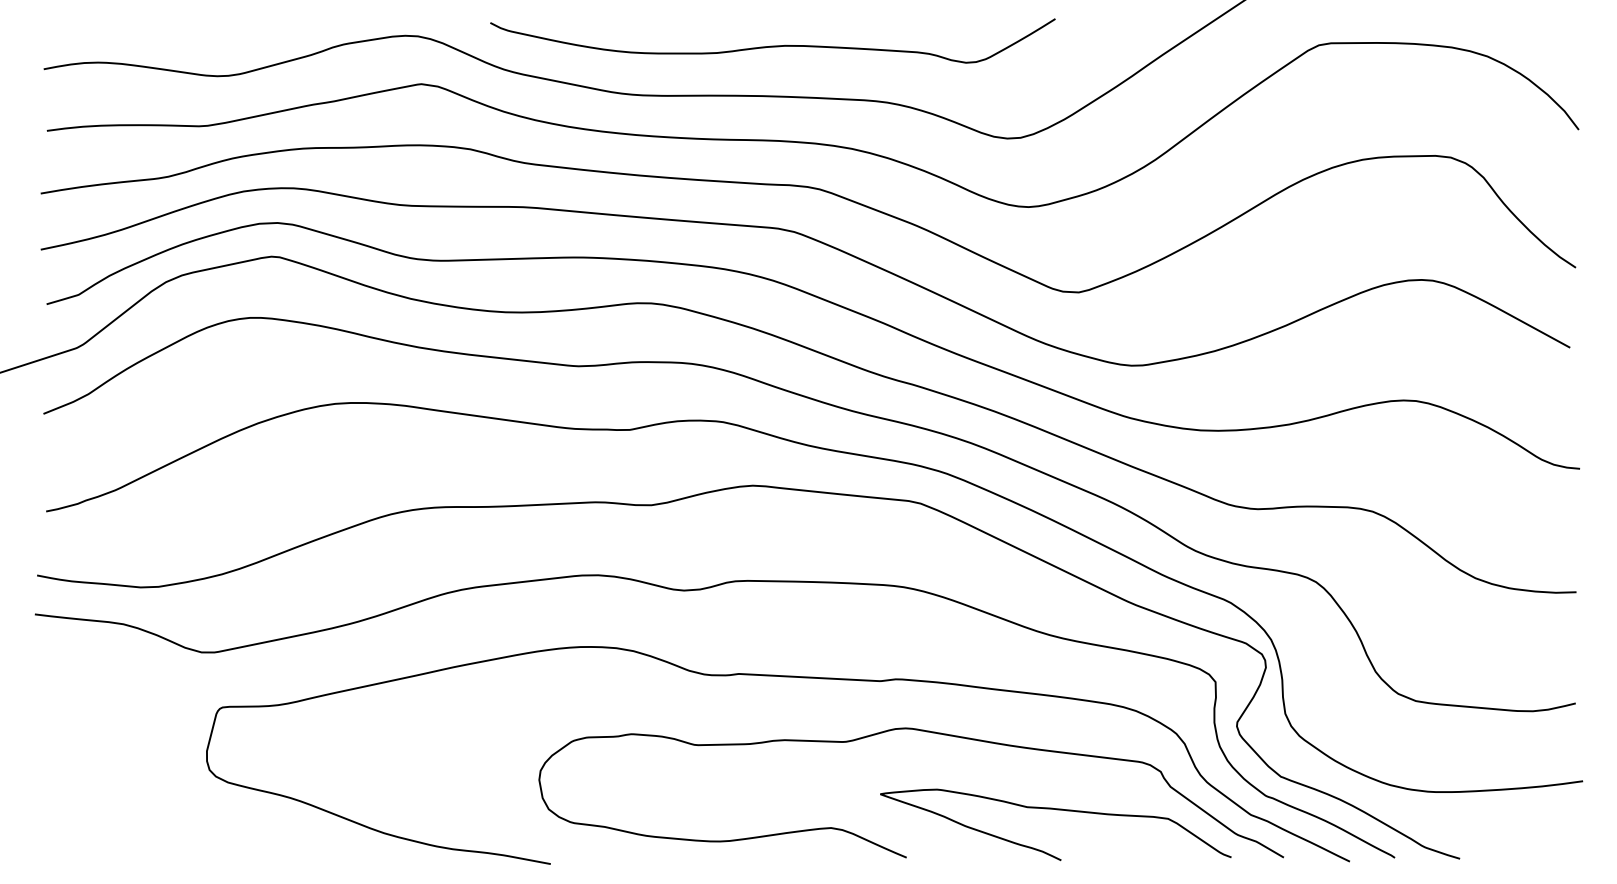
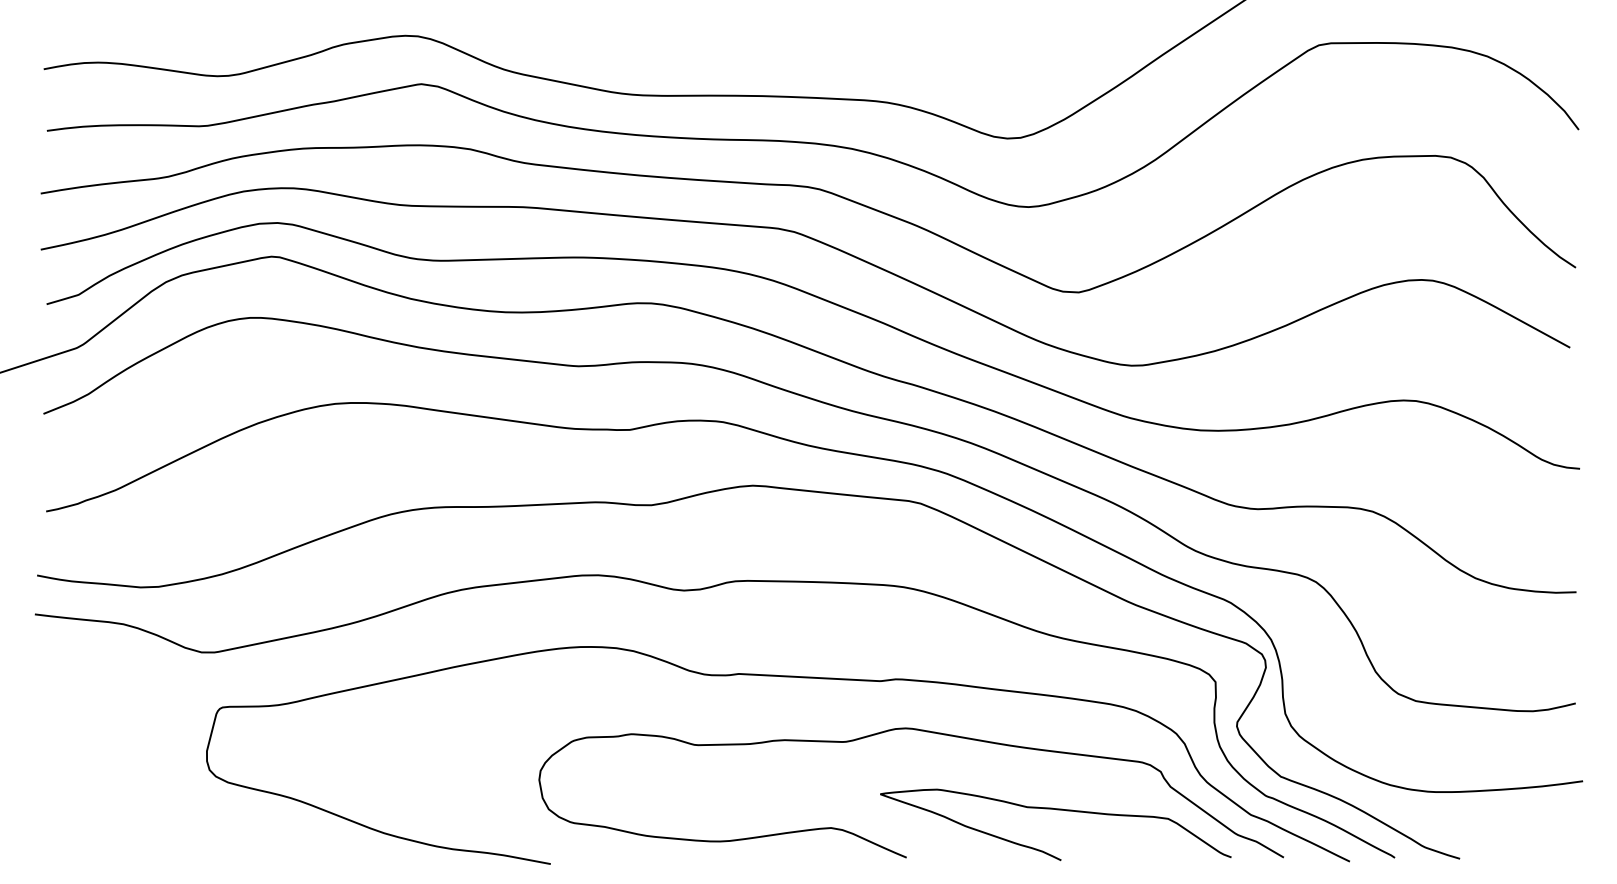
curve: present -> none (772, 45)
